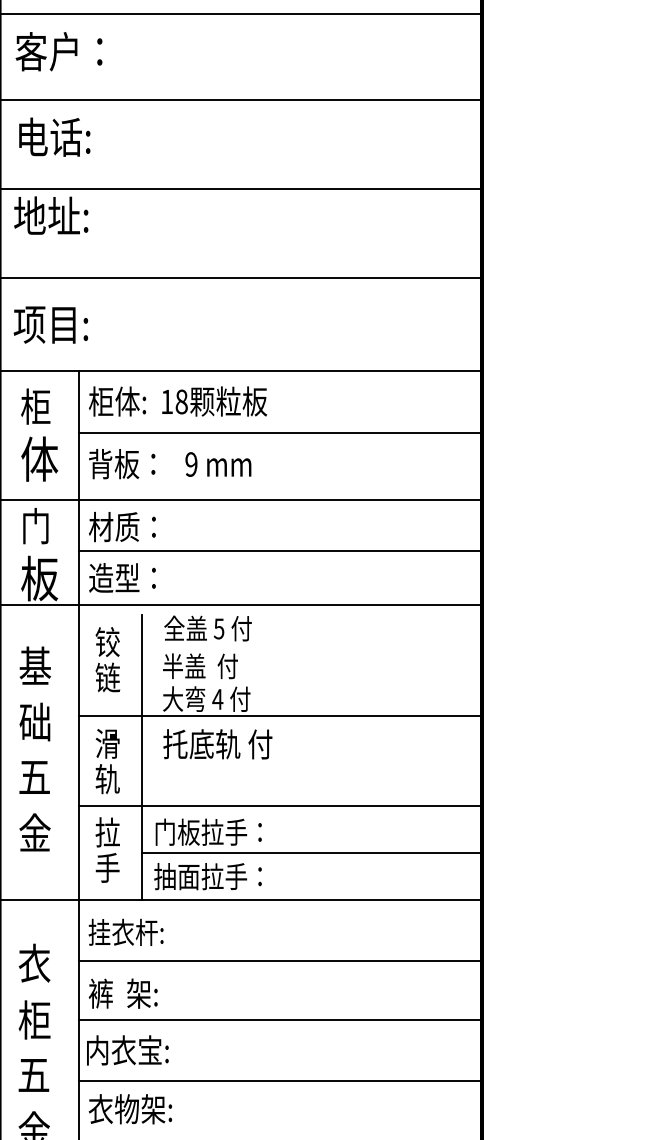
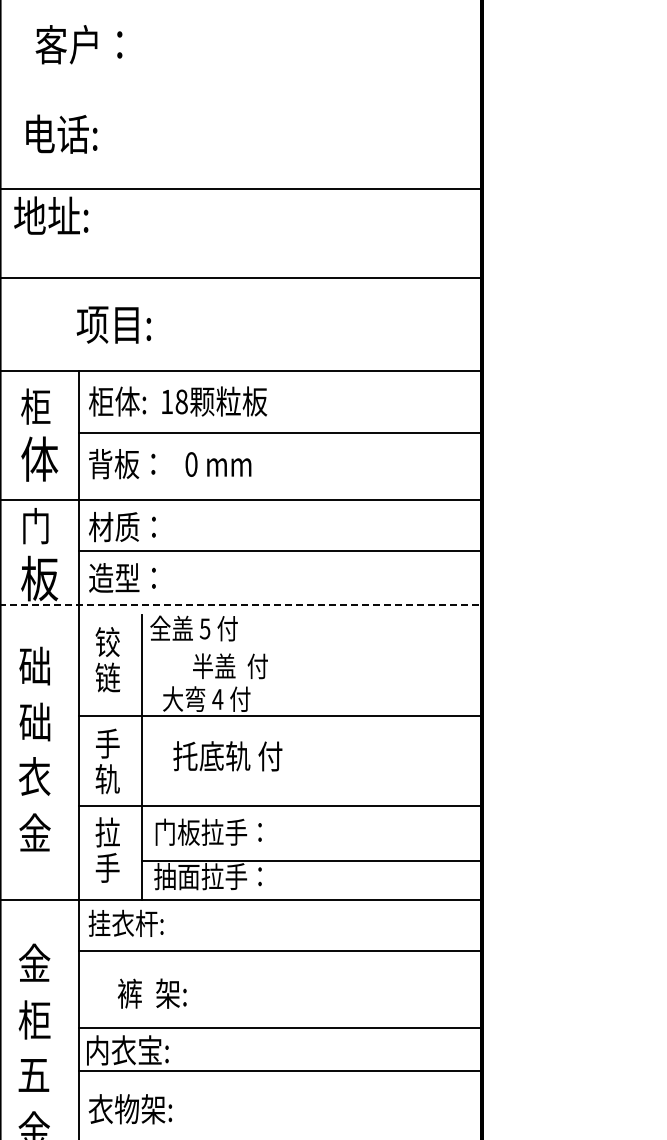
line: present -> none (241, 13)
text position: (58, 51) -> (78, 44) (78, 44)
line: present -> none (241, 100)
text position: (54, 136) -> (61, 133) (61, 133)
text position: (50, 324) -> (113, 324) (113, 324)
text: 9 -> 0 (191, 464)
line: solid -> dashed (241, 605)
text position: (207, 628) -> (193, 628) (193, 628)
text: 基 -> 础 (35, 665)
text position: (200, 666) -> (230, 666) (230, 666)
text: 滑 -> 手 (107, 743)
text position: (217, 744) -> (227, 756) (227, 756)
text: 五 -> 衣 (34, 776)
line position: (311, 853) -> (311, 861) (311, 861)
text position: (125, 931) -> (125, 922) (125, 922)
line position: (279, 961) -> (279, 951) (279, 951)
text: 衣 -> 金 (34, 962)
text position: (122, 993) -> (151, 993) (151, 993)
line position: (279, 1019) -> (279, 1027) (279, 1027)
line position: (279, 1081) -> (279, 1071) (279, 1071)
